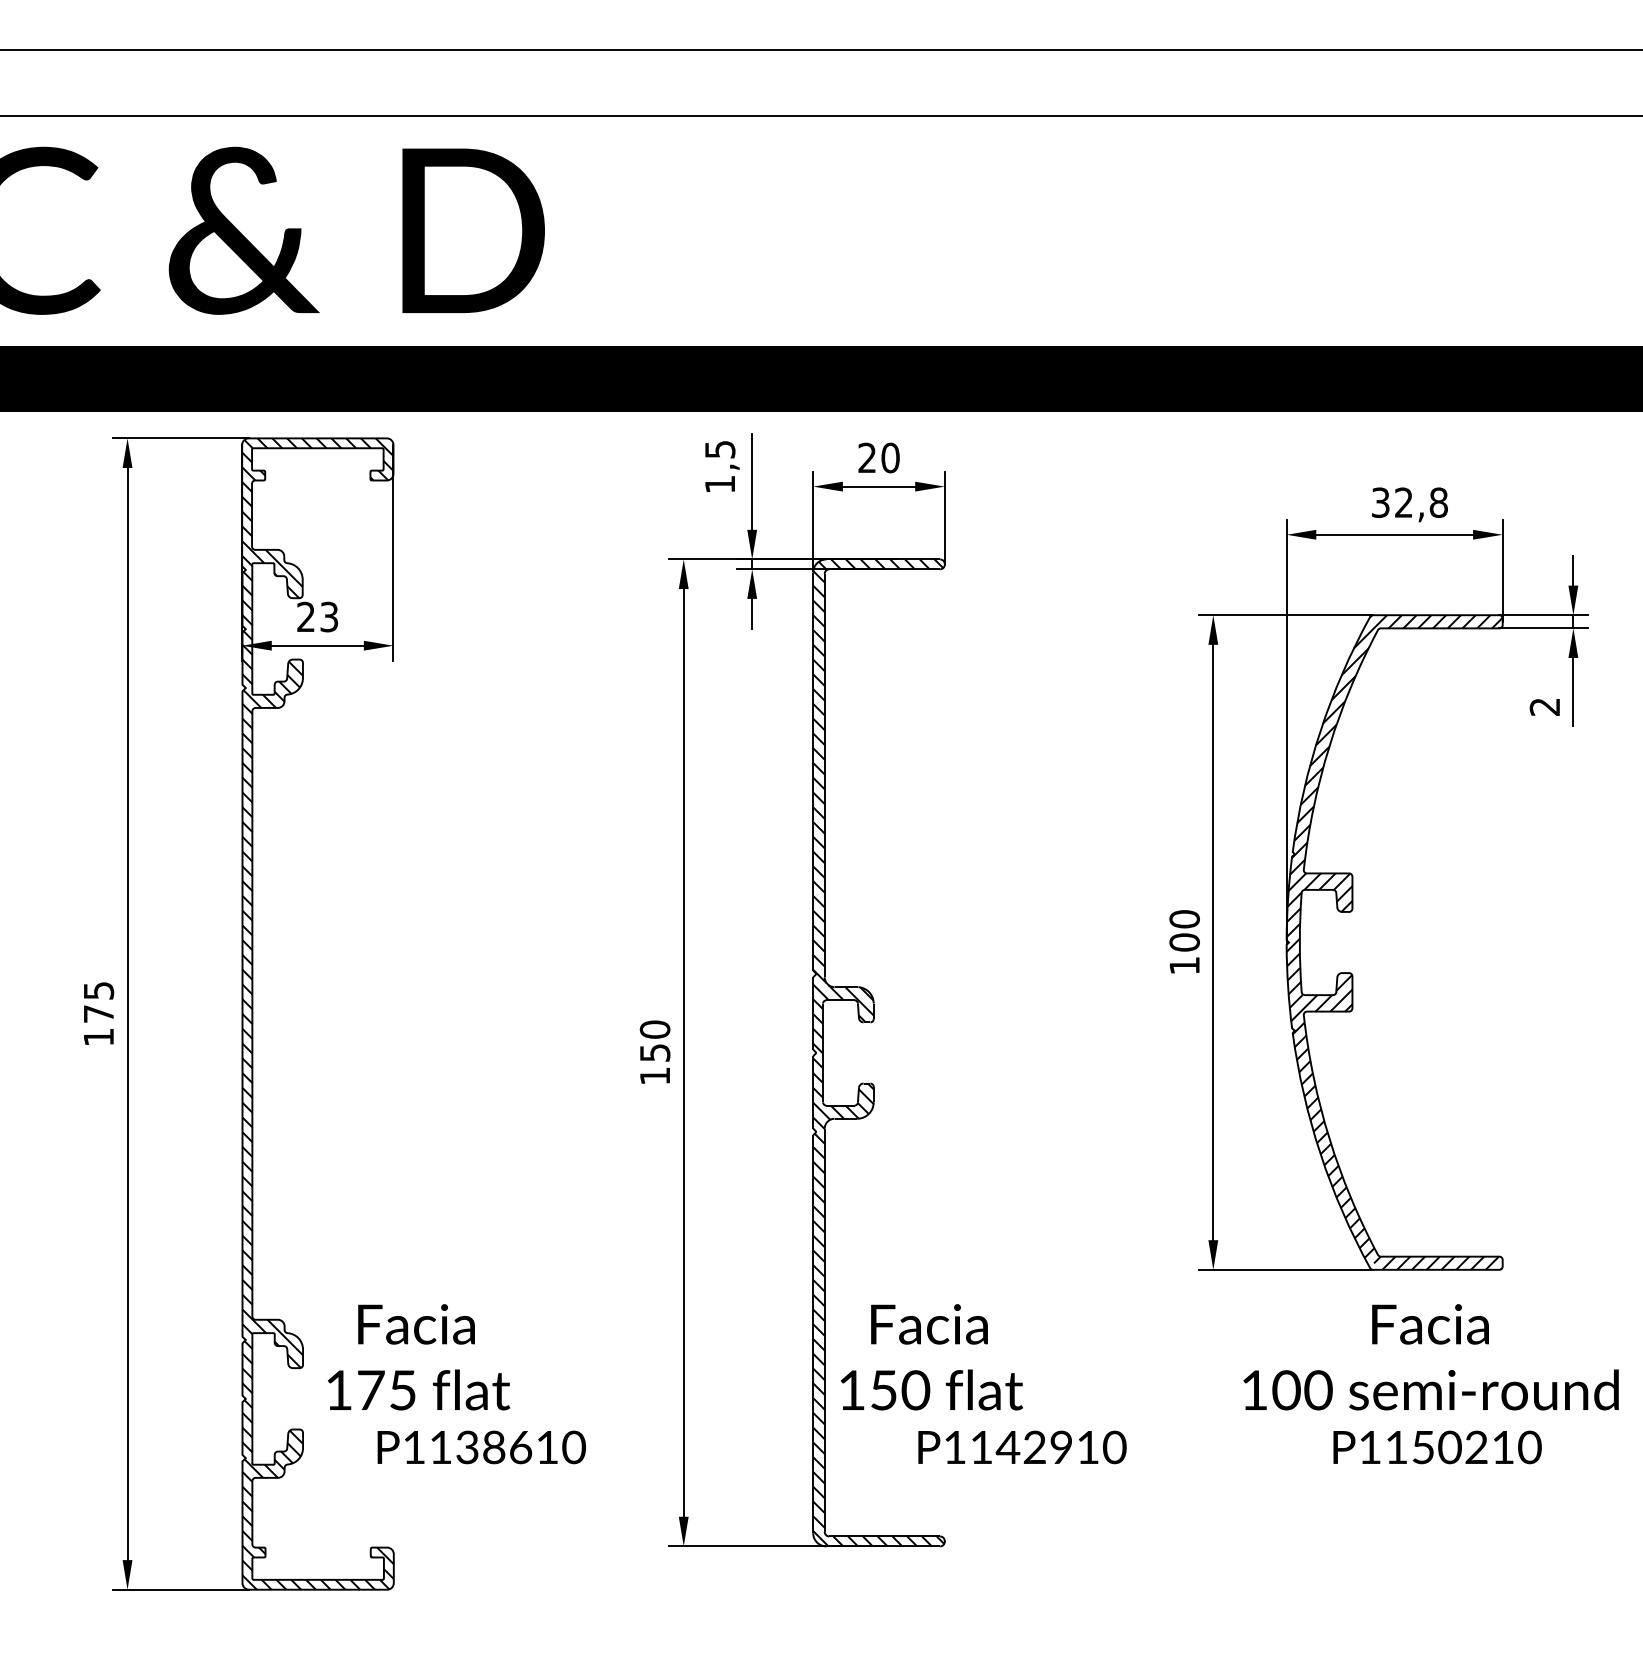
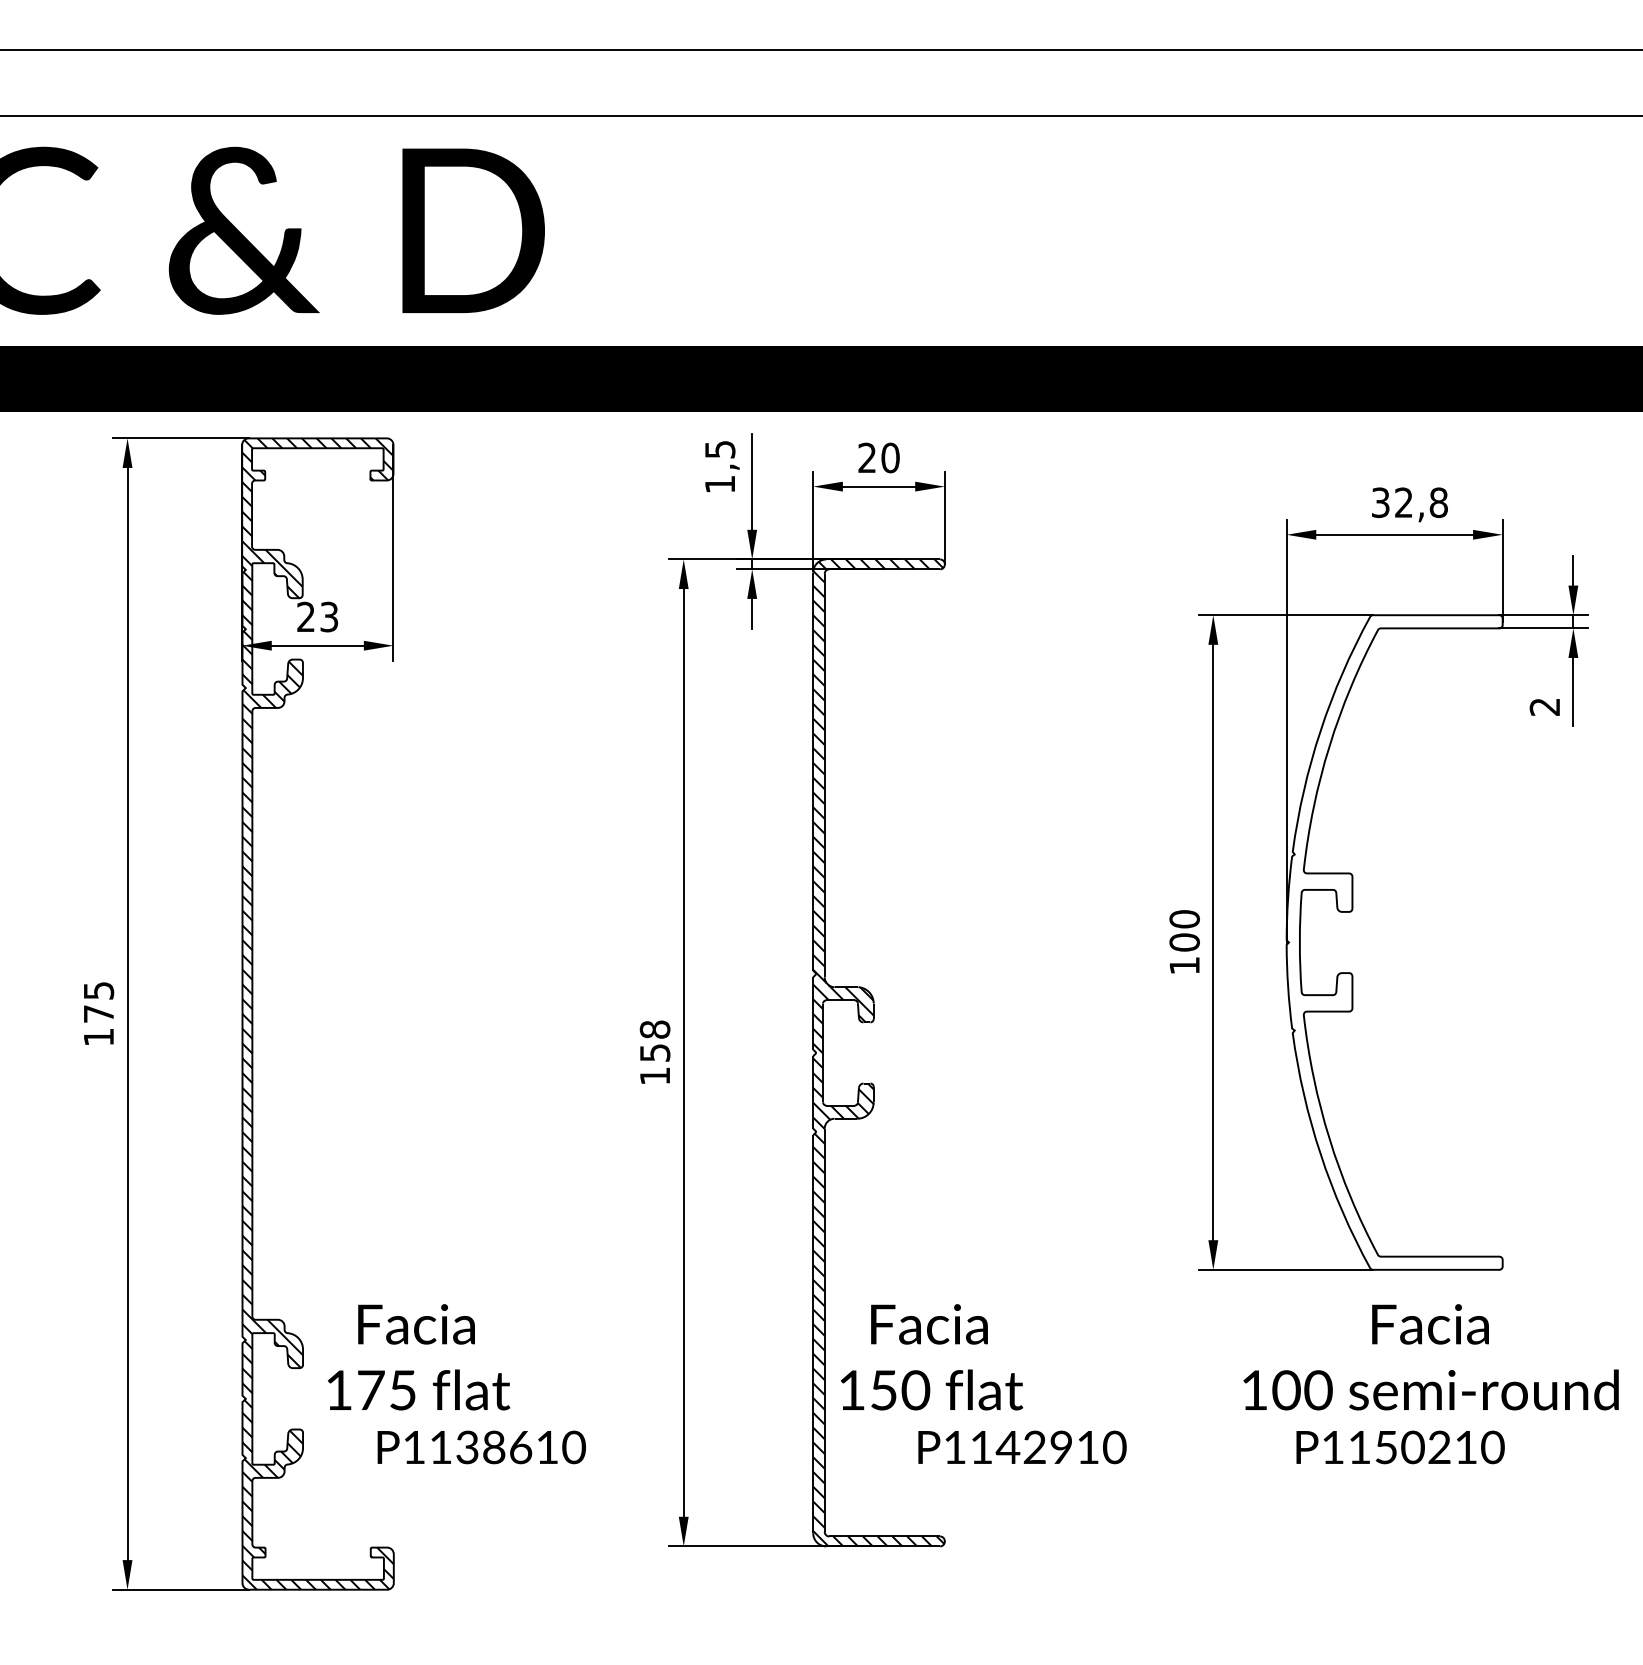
hatch: present -> none (1394, 942)
text: 150 -> 158 (655, 1029)
text position: (1437, 1447) -> (1400, 1447) (1400, 1447)
